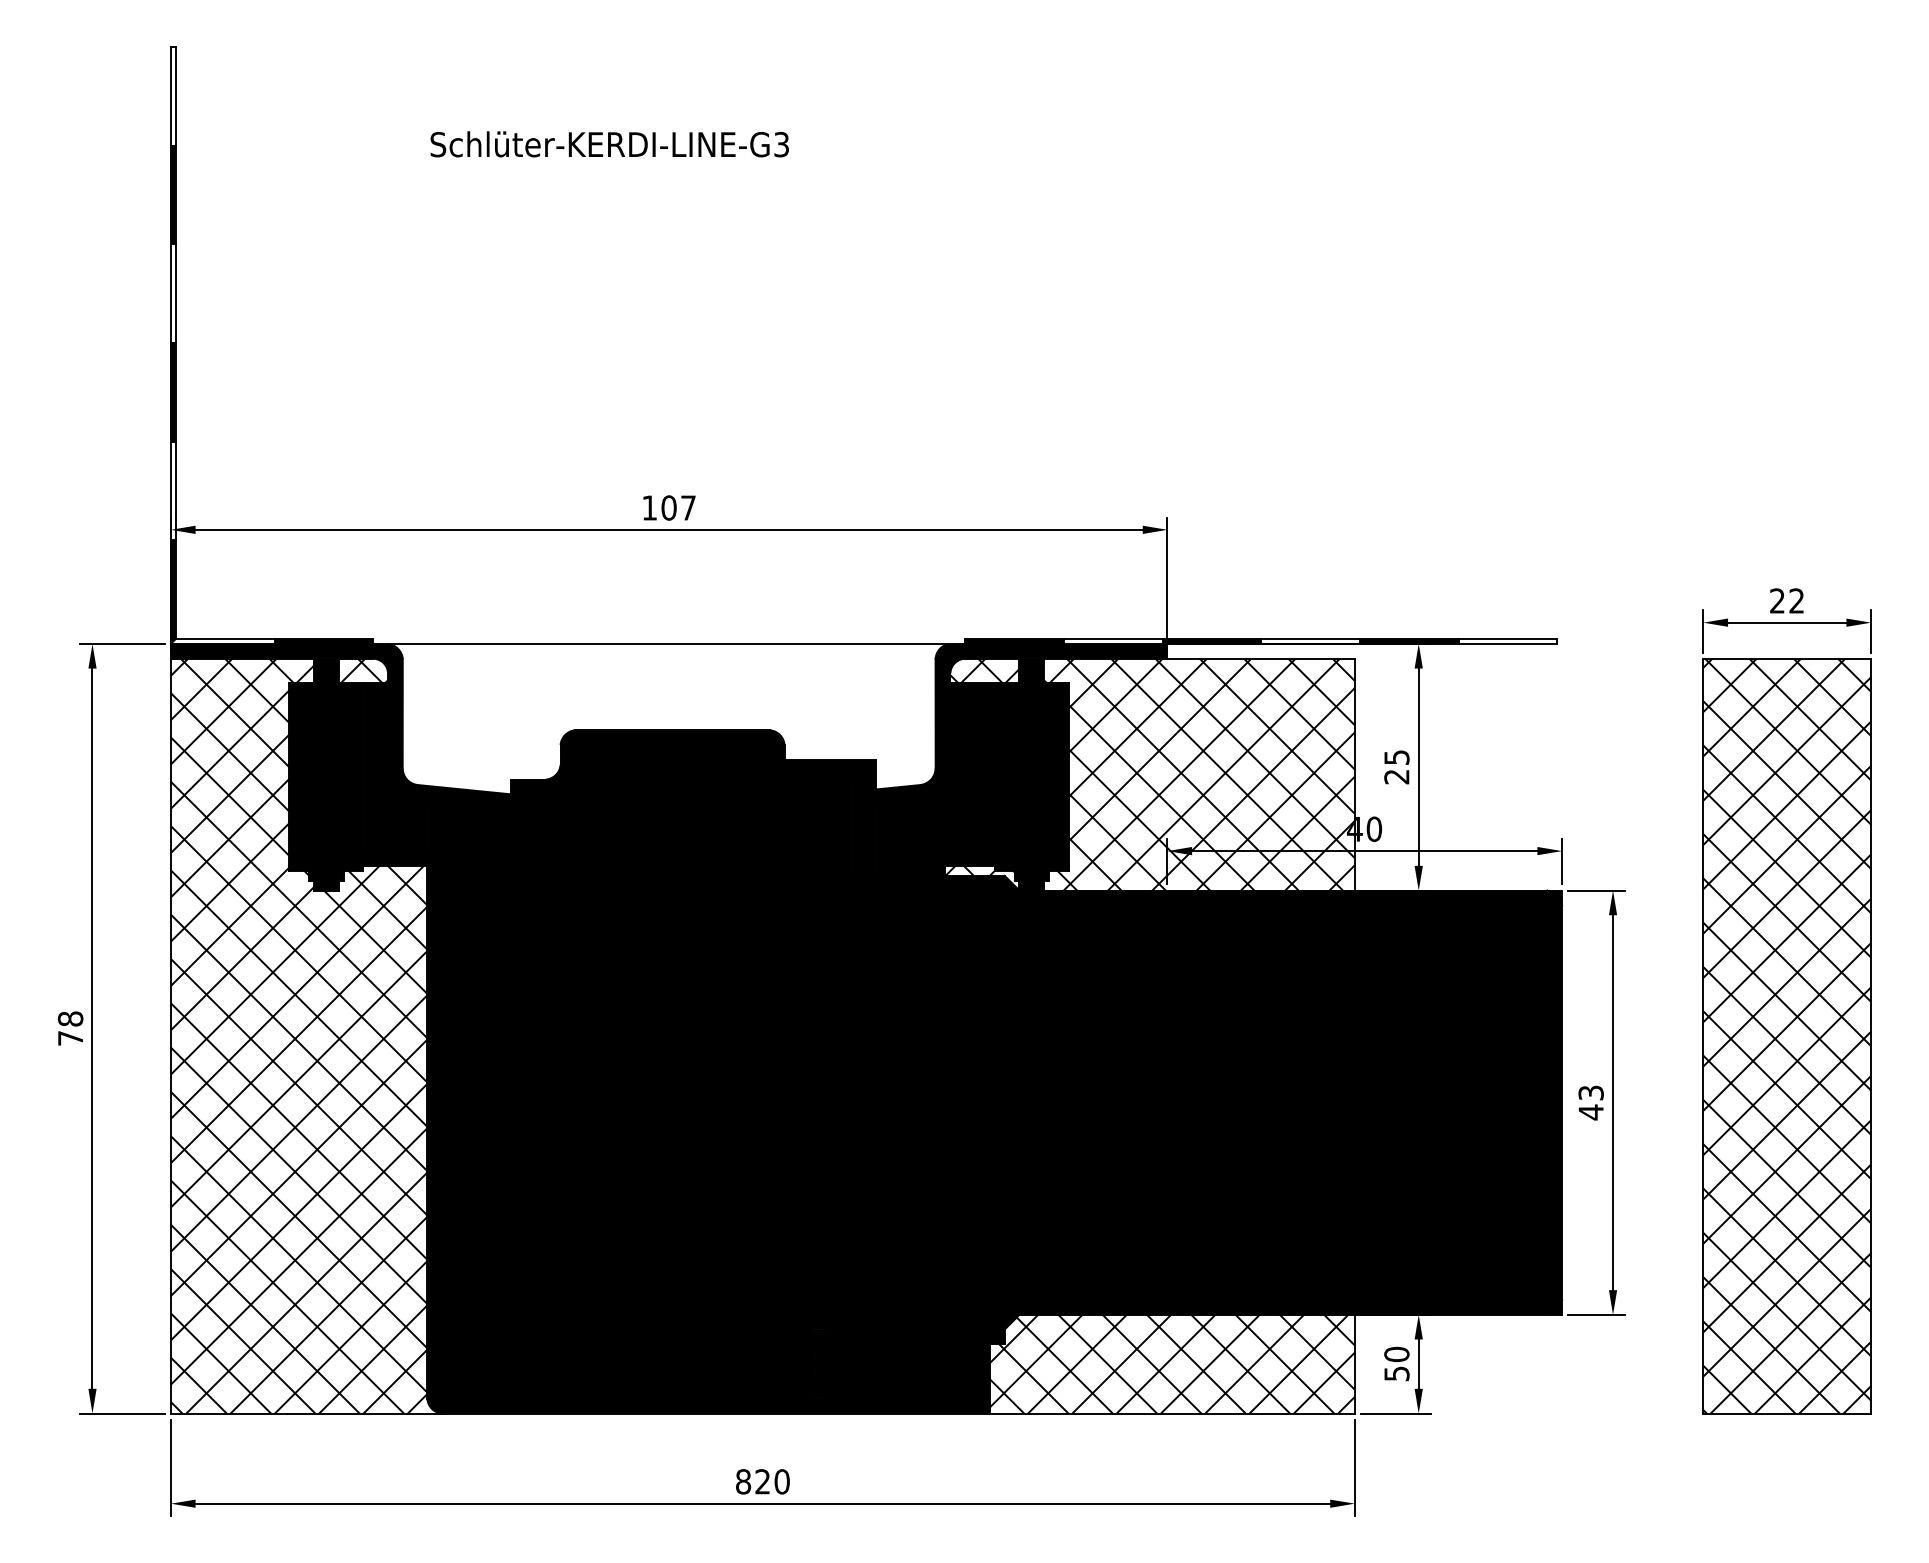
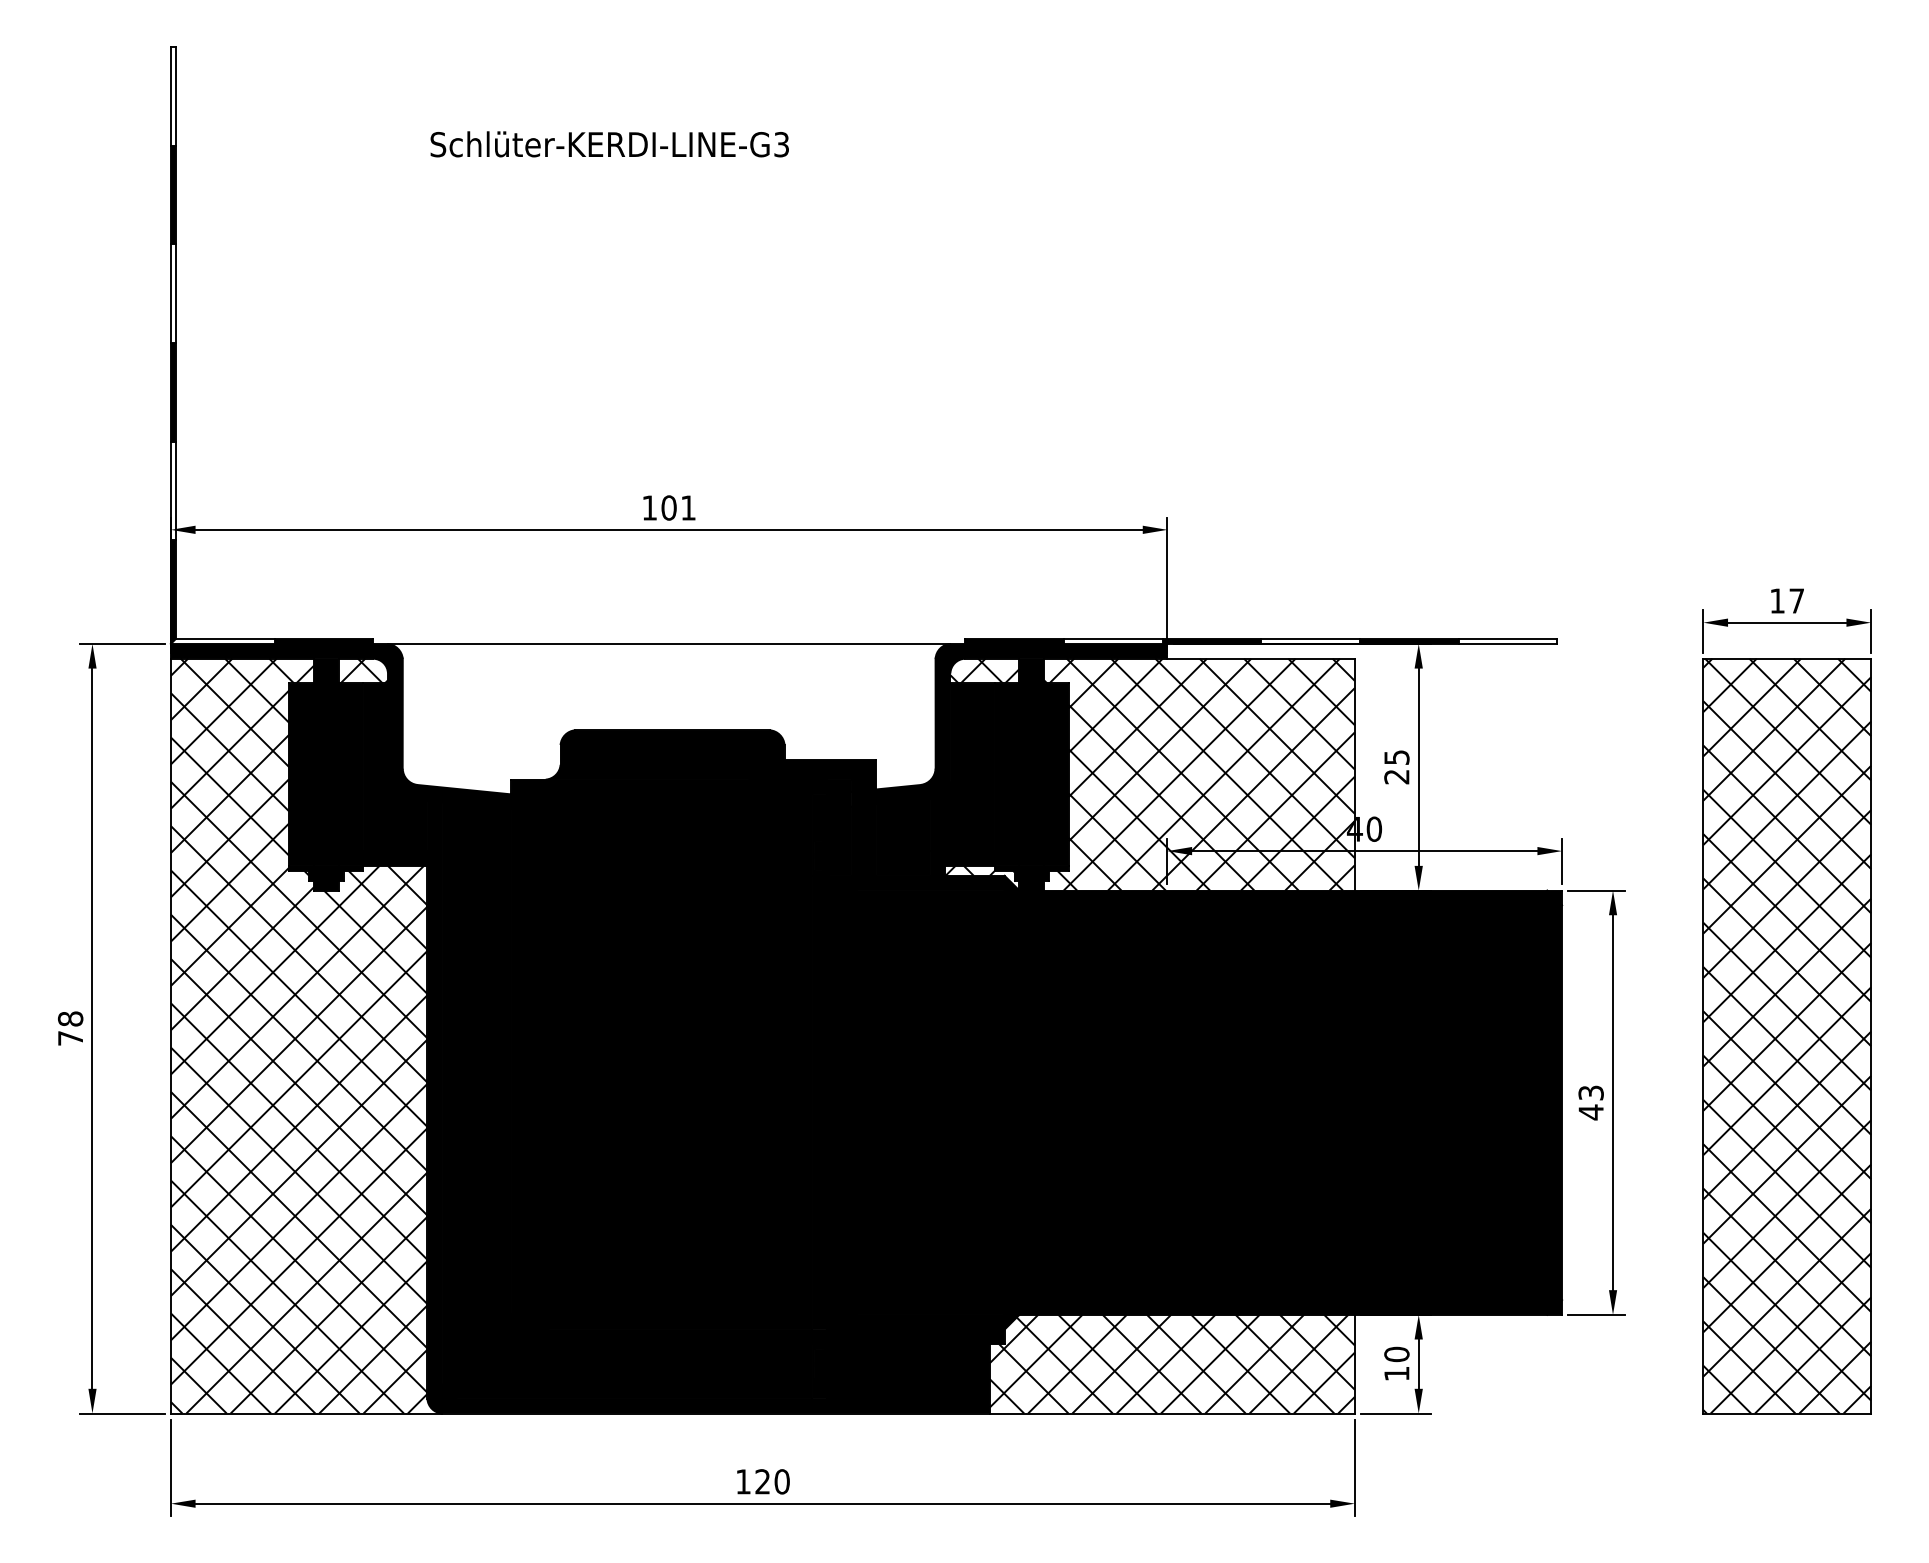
text: 107 -> 101 (688, 507)
text: 22 -> 17 (1786, 600)
text: 50 -> 10 (1396, 1373)
text: 820 -> 120 (743, 1481)
